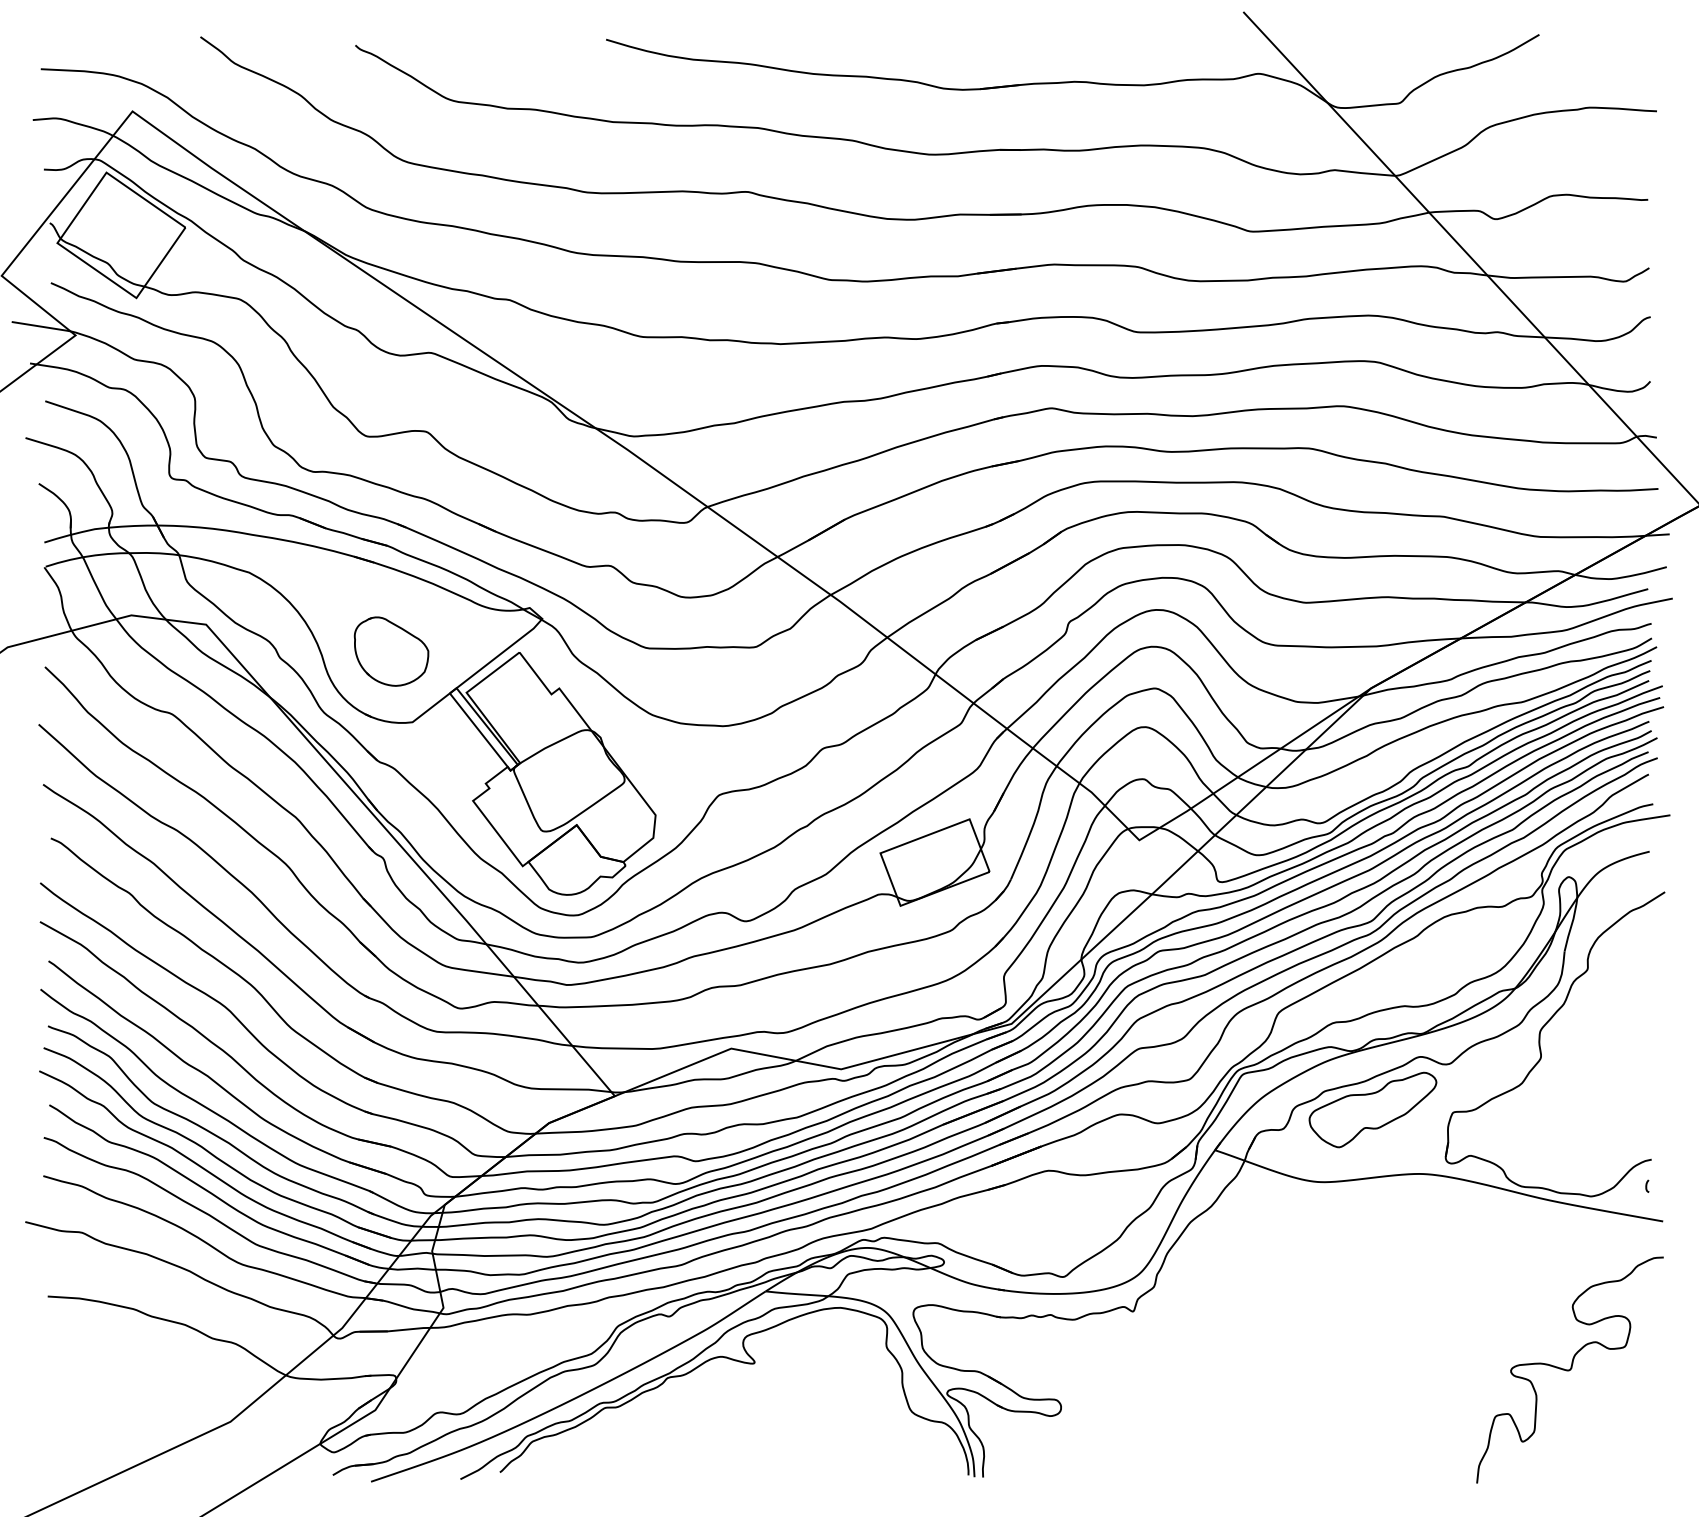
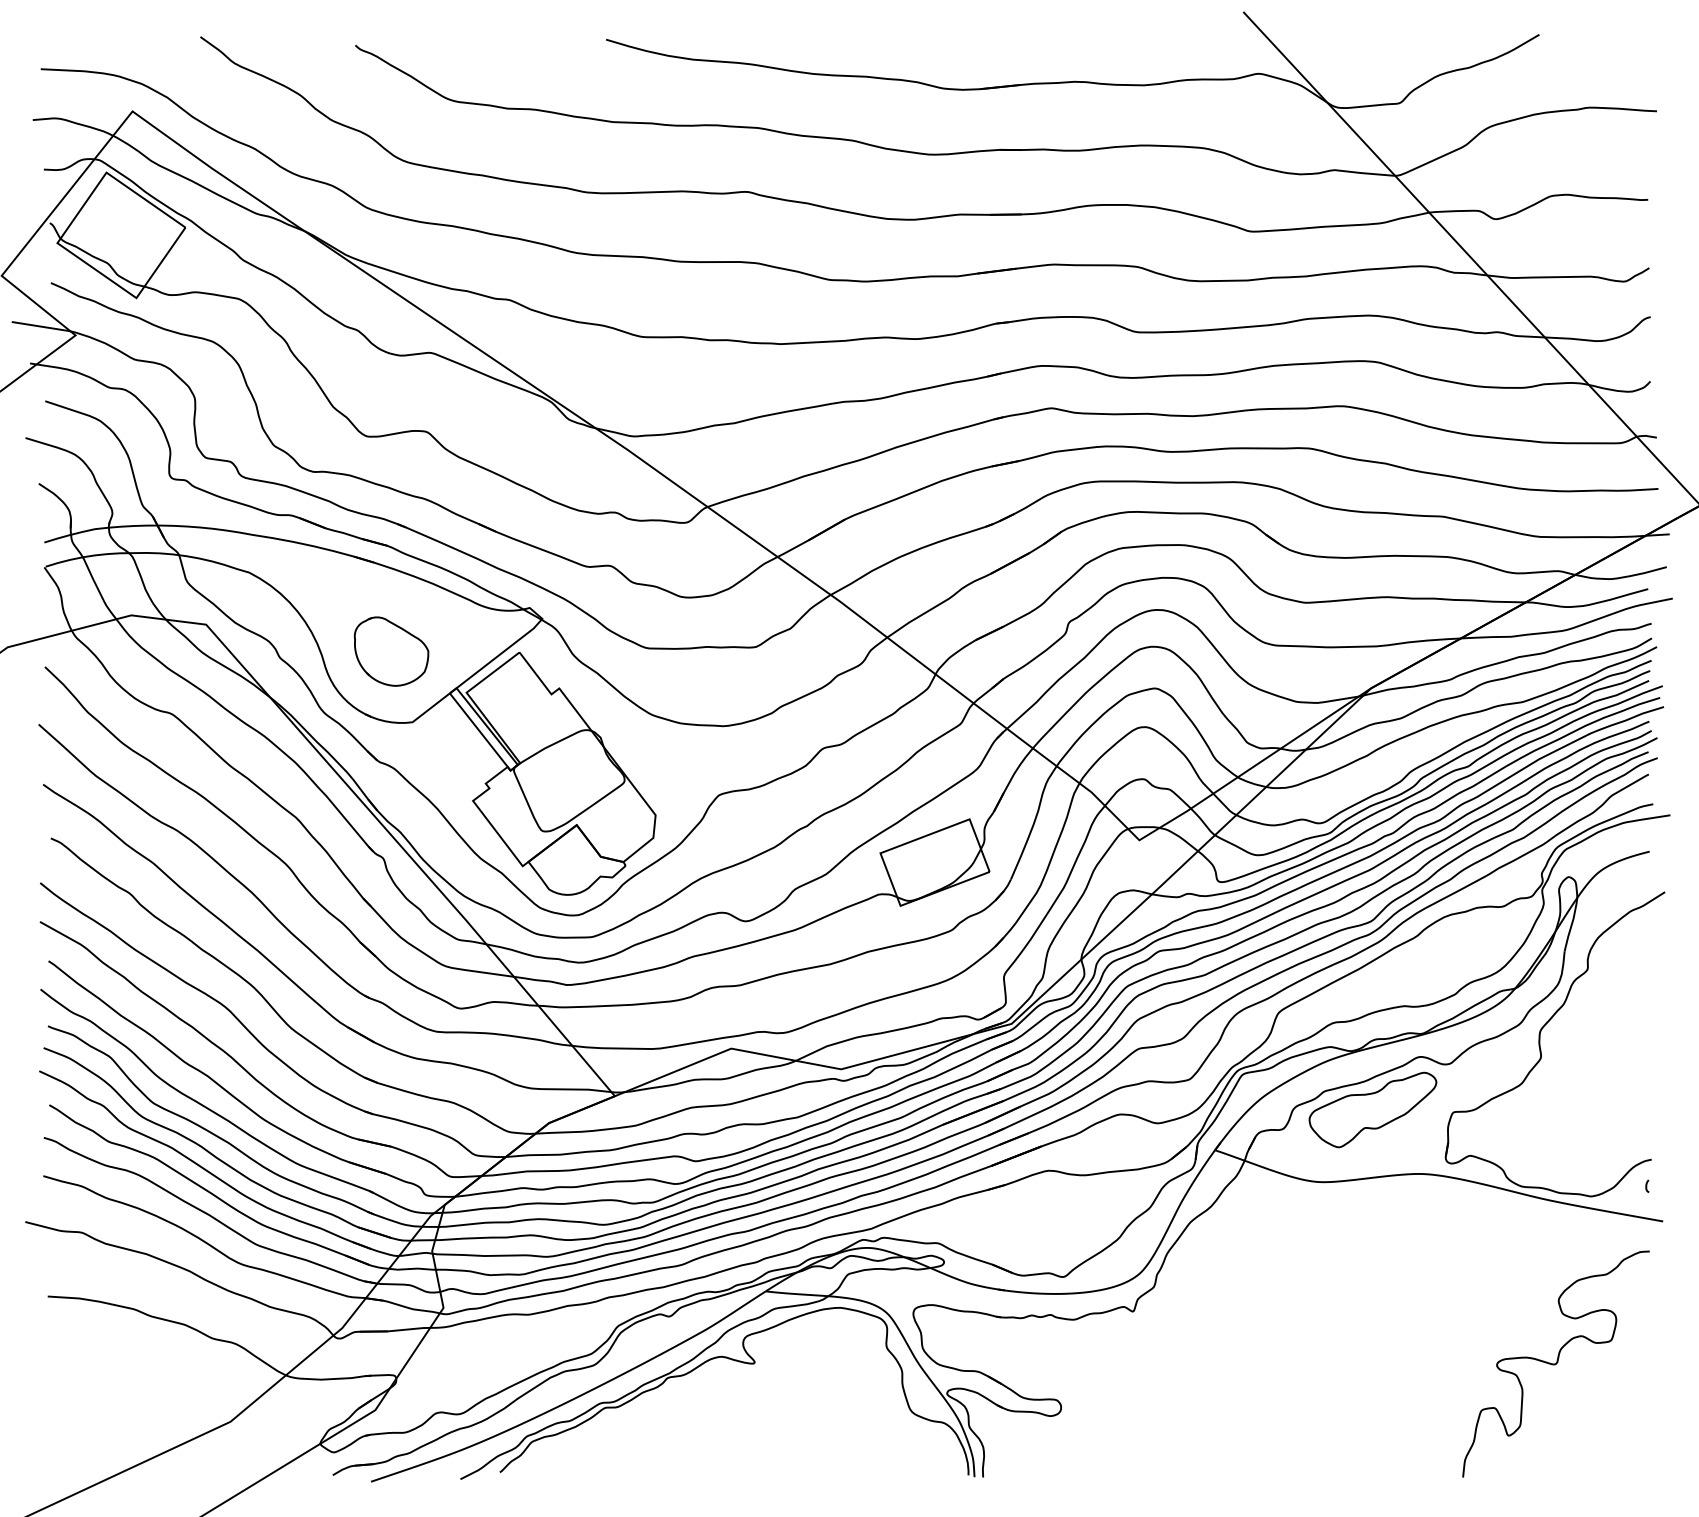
curve position: (1569, 1369) -> (1555, 1363) (1555, 1363)
